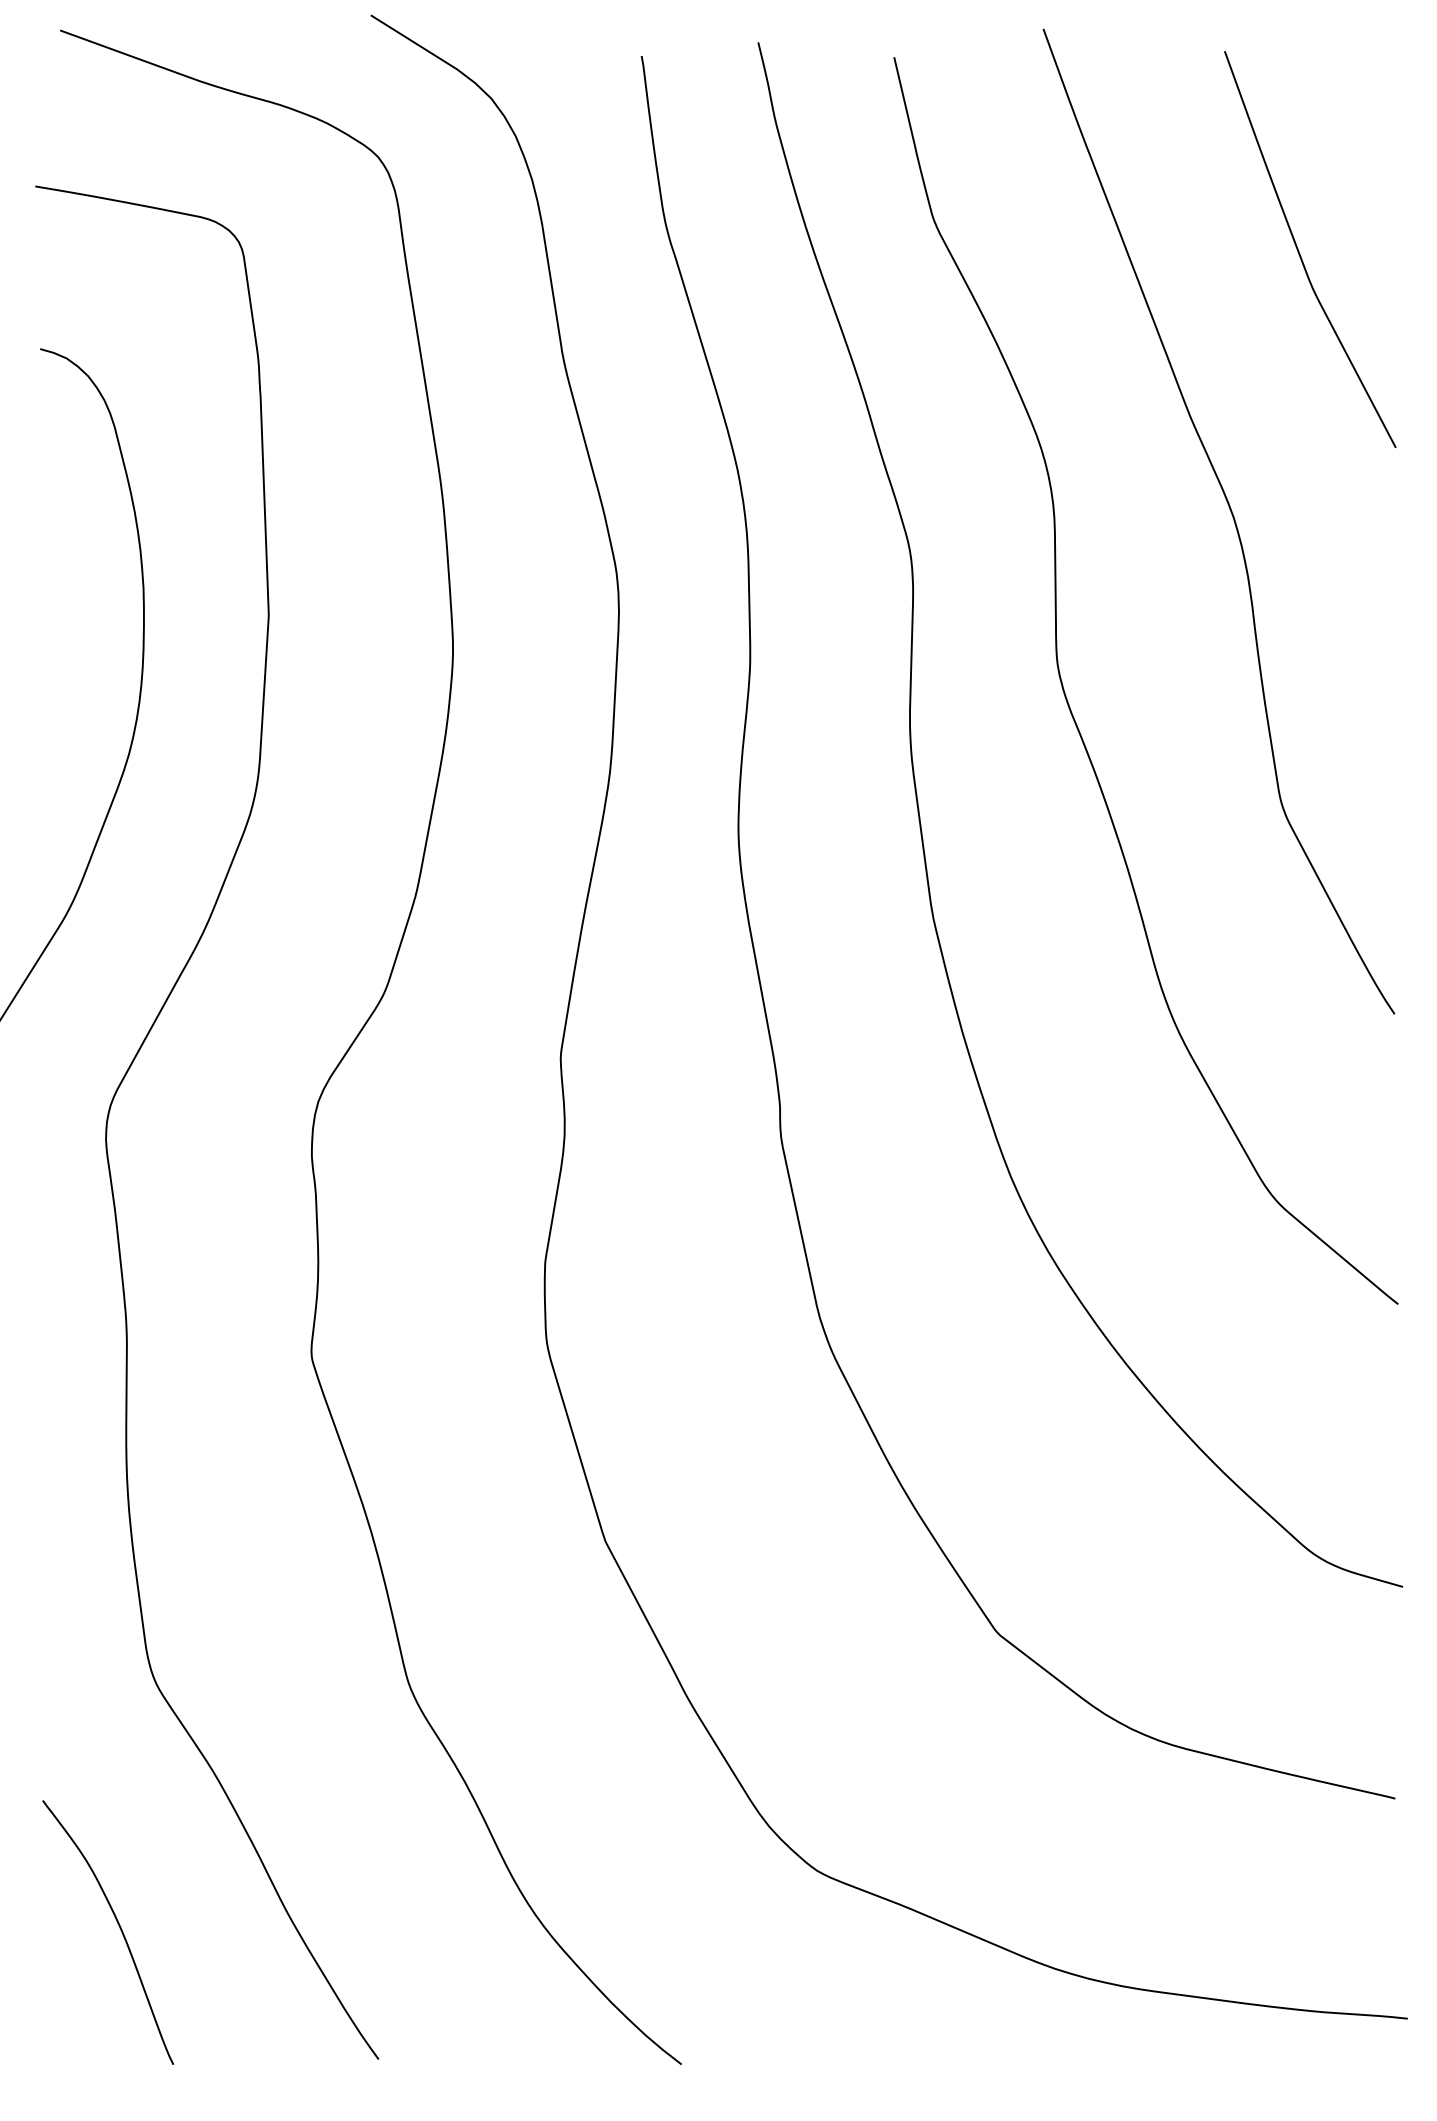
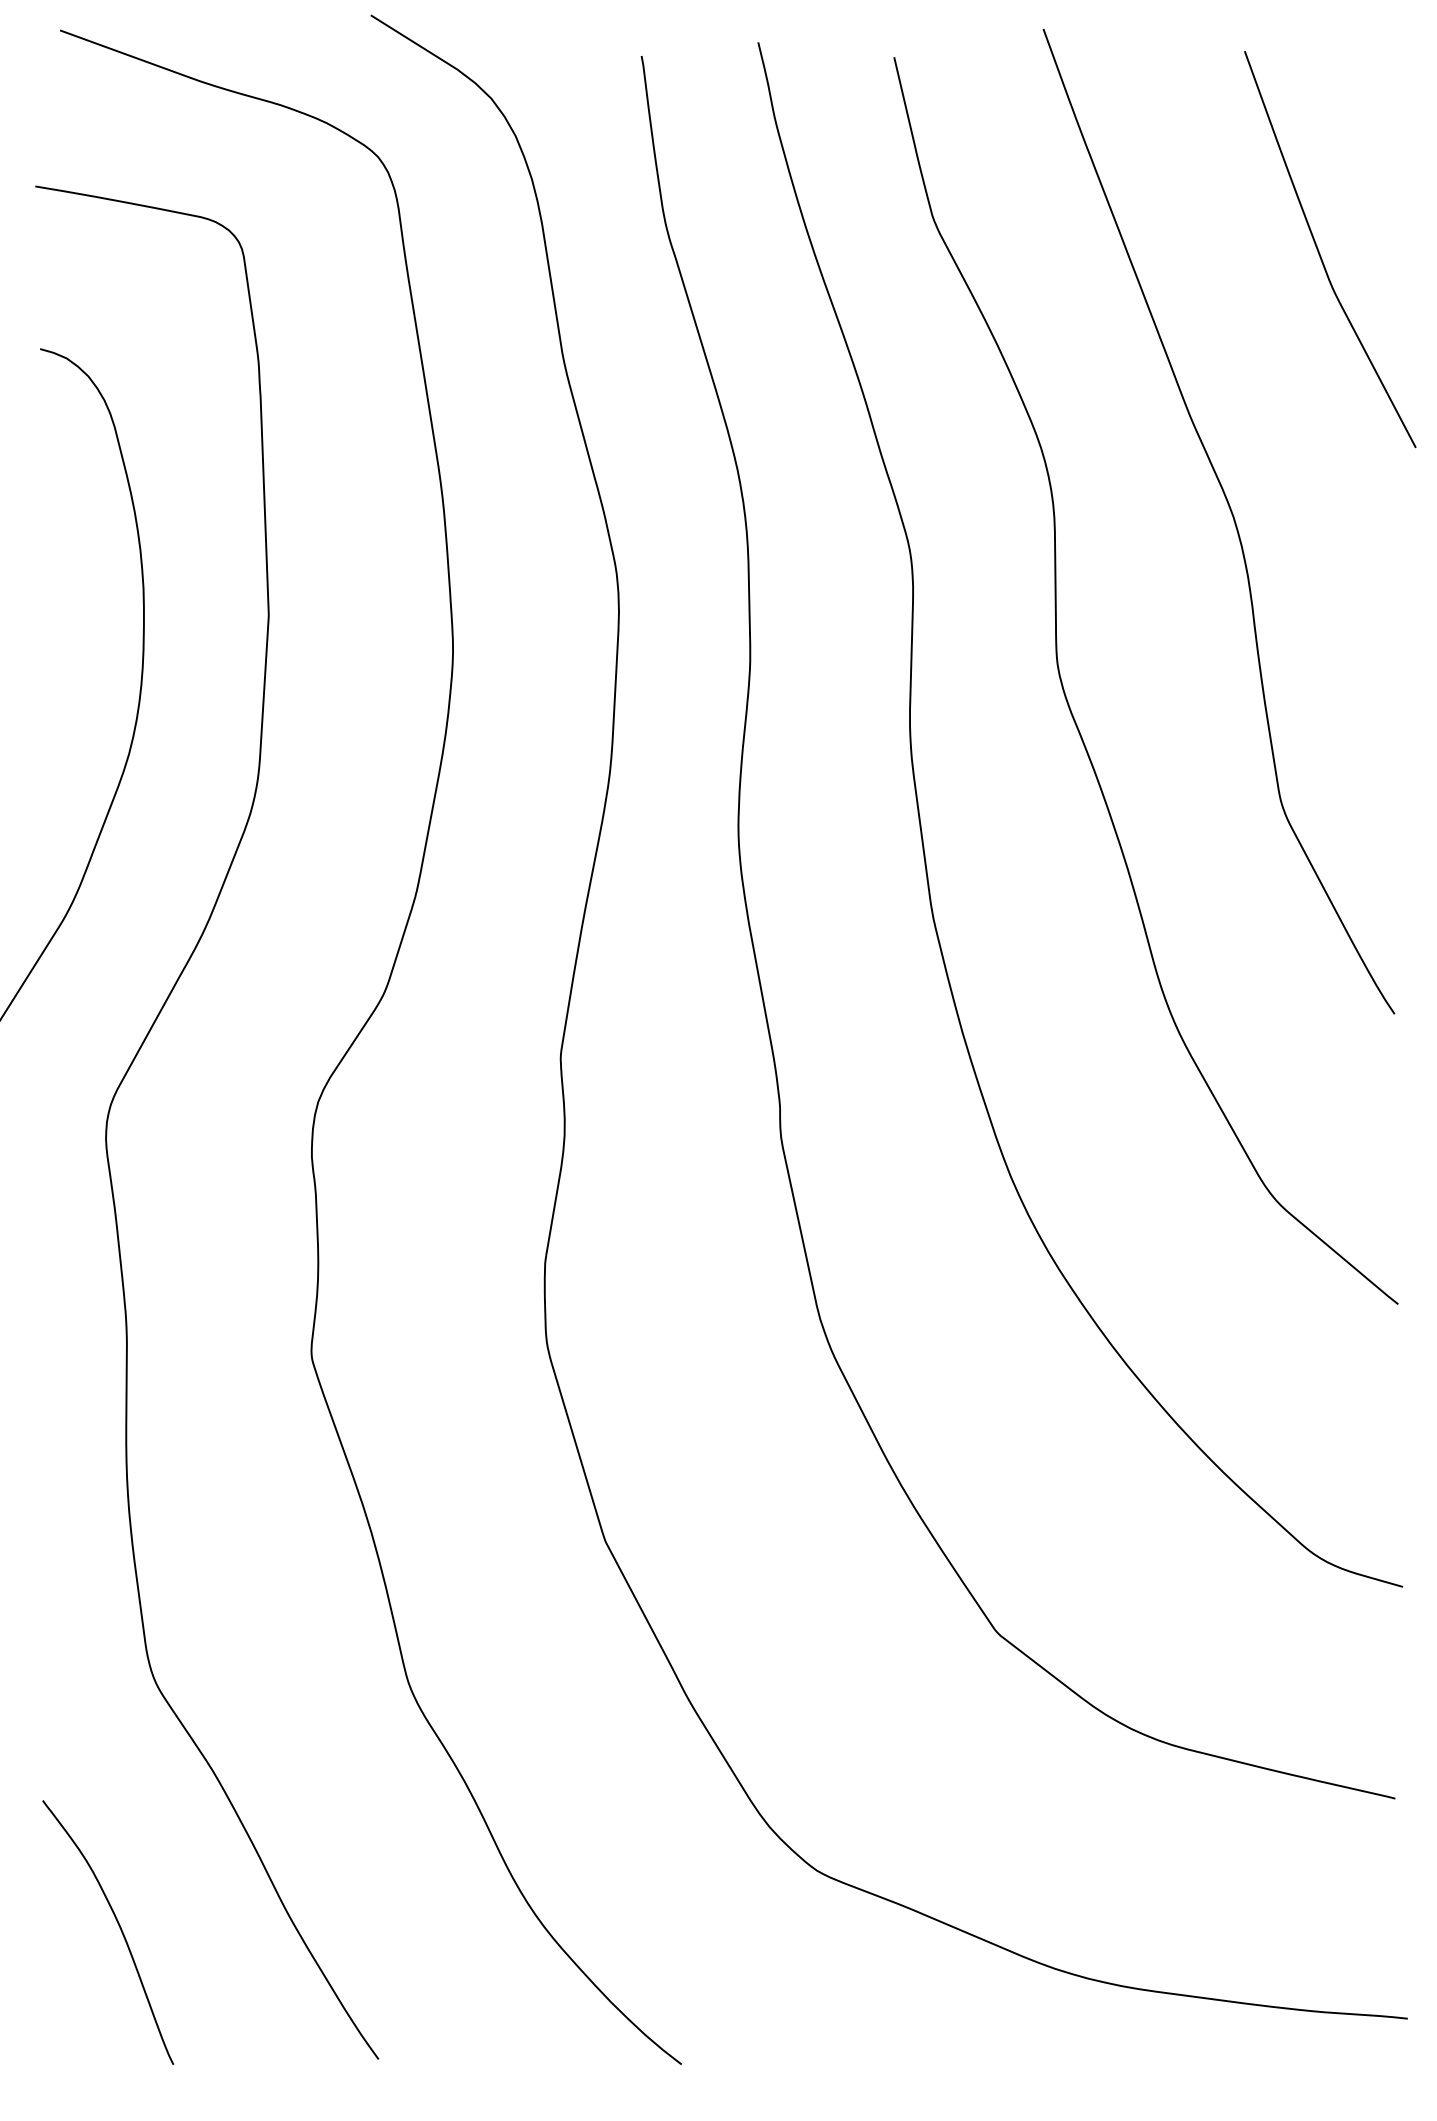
curve position: (1300, 253) -> (1320, 253) (1320, 253)
